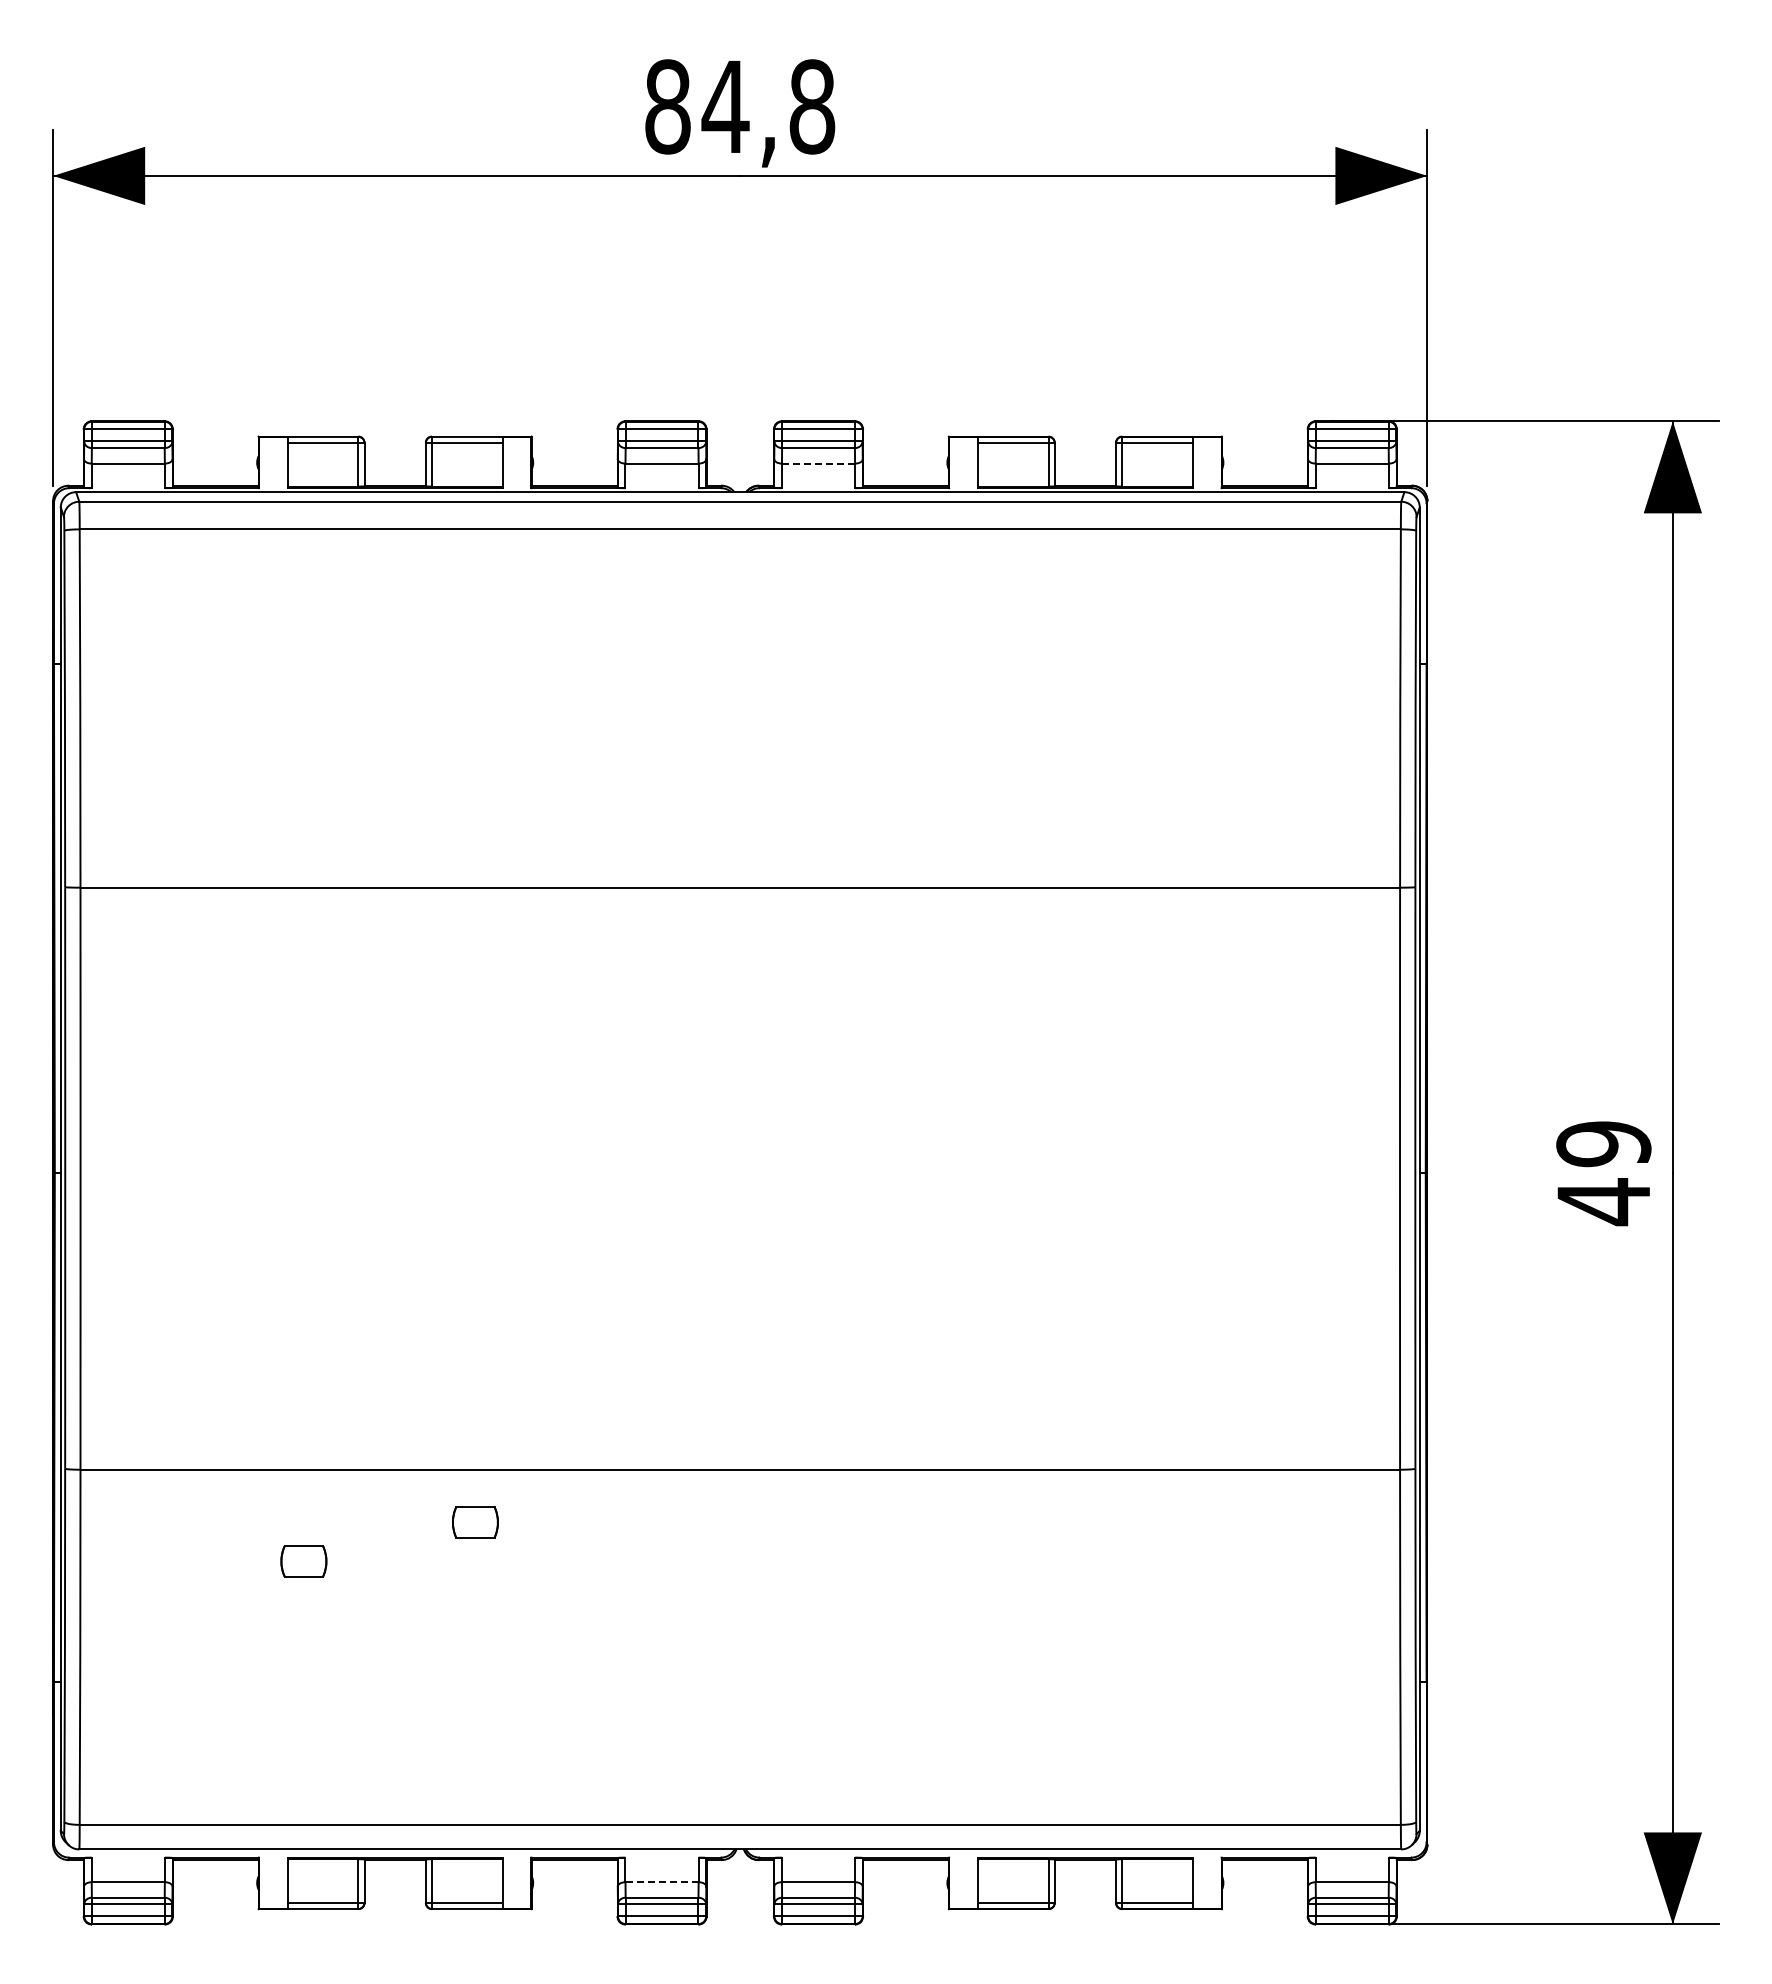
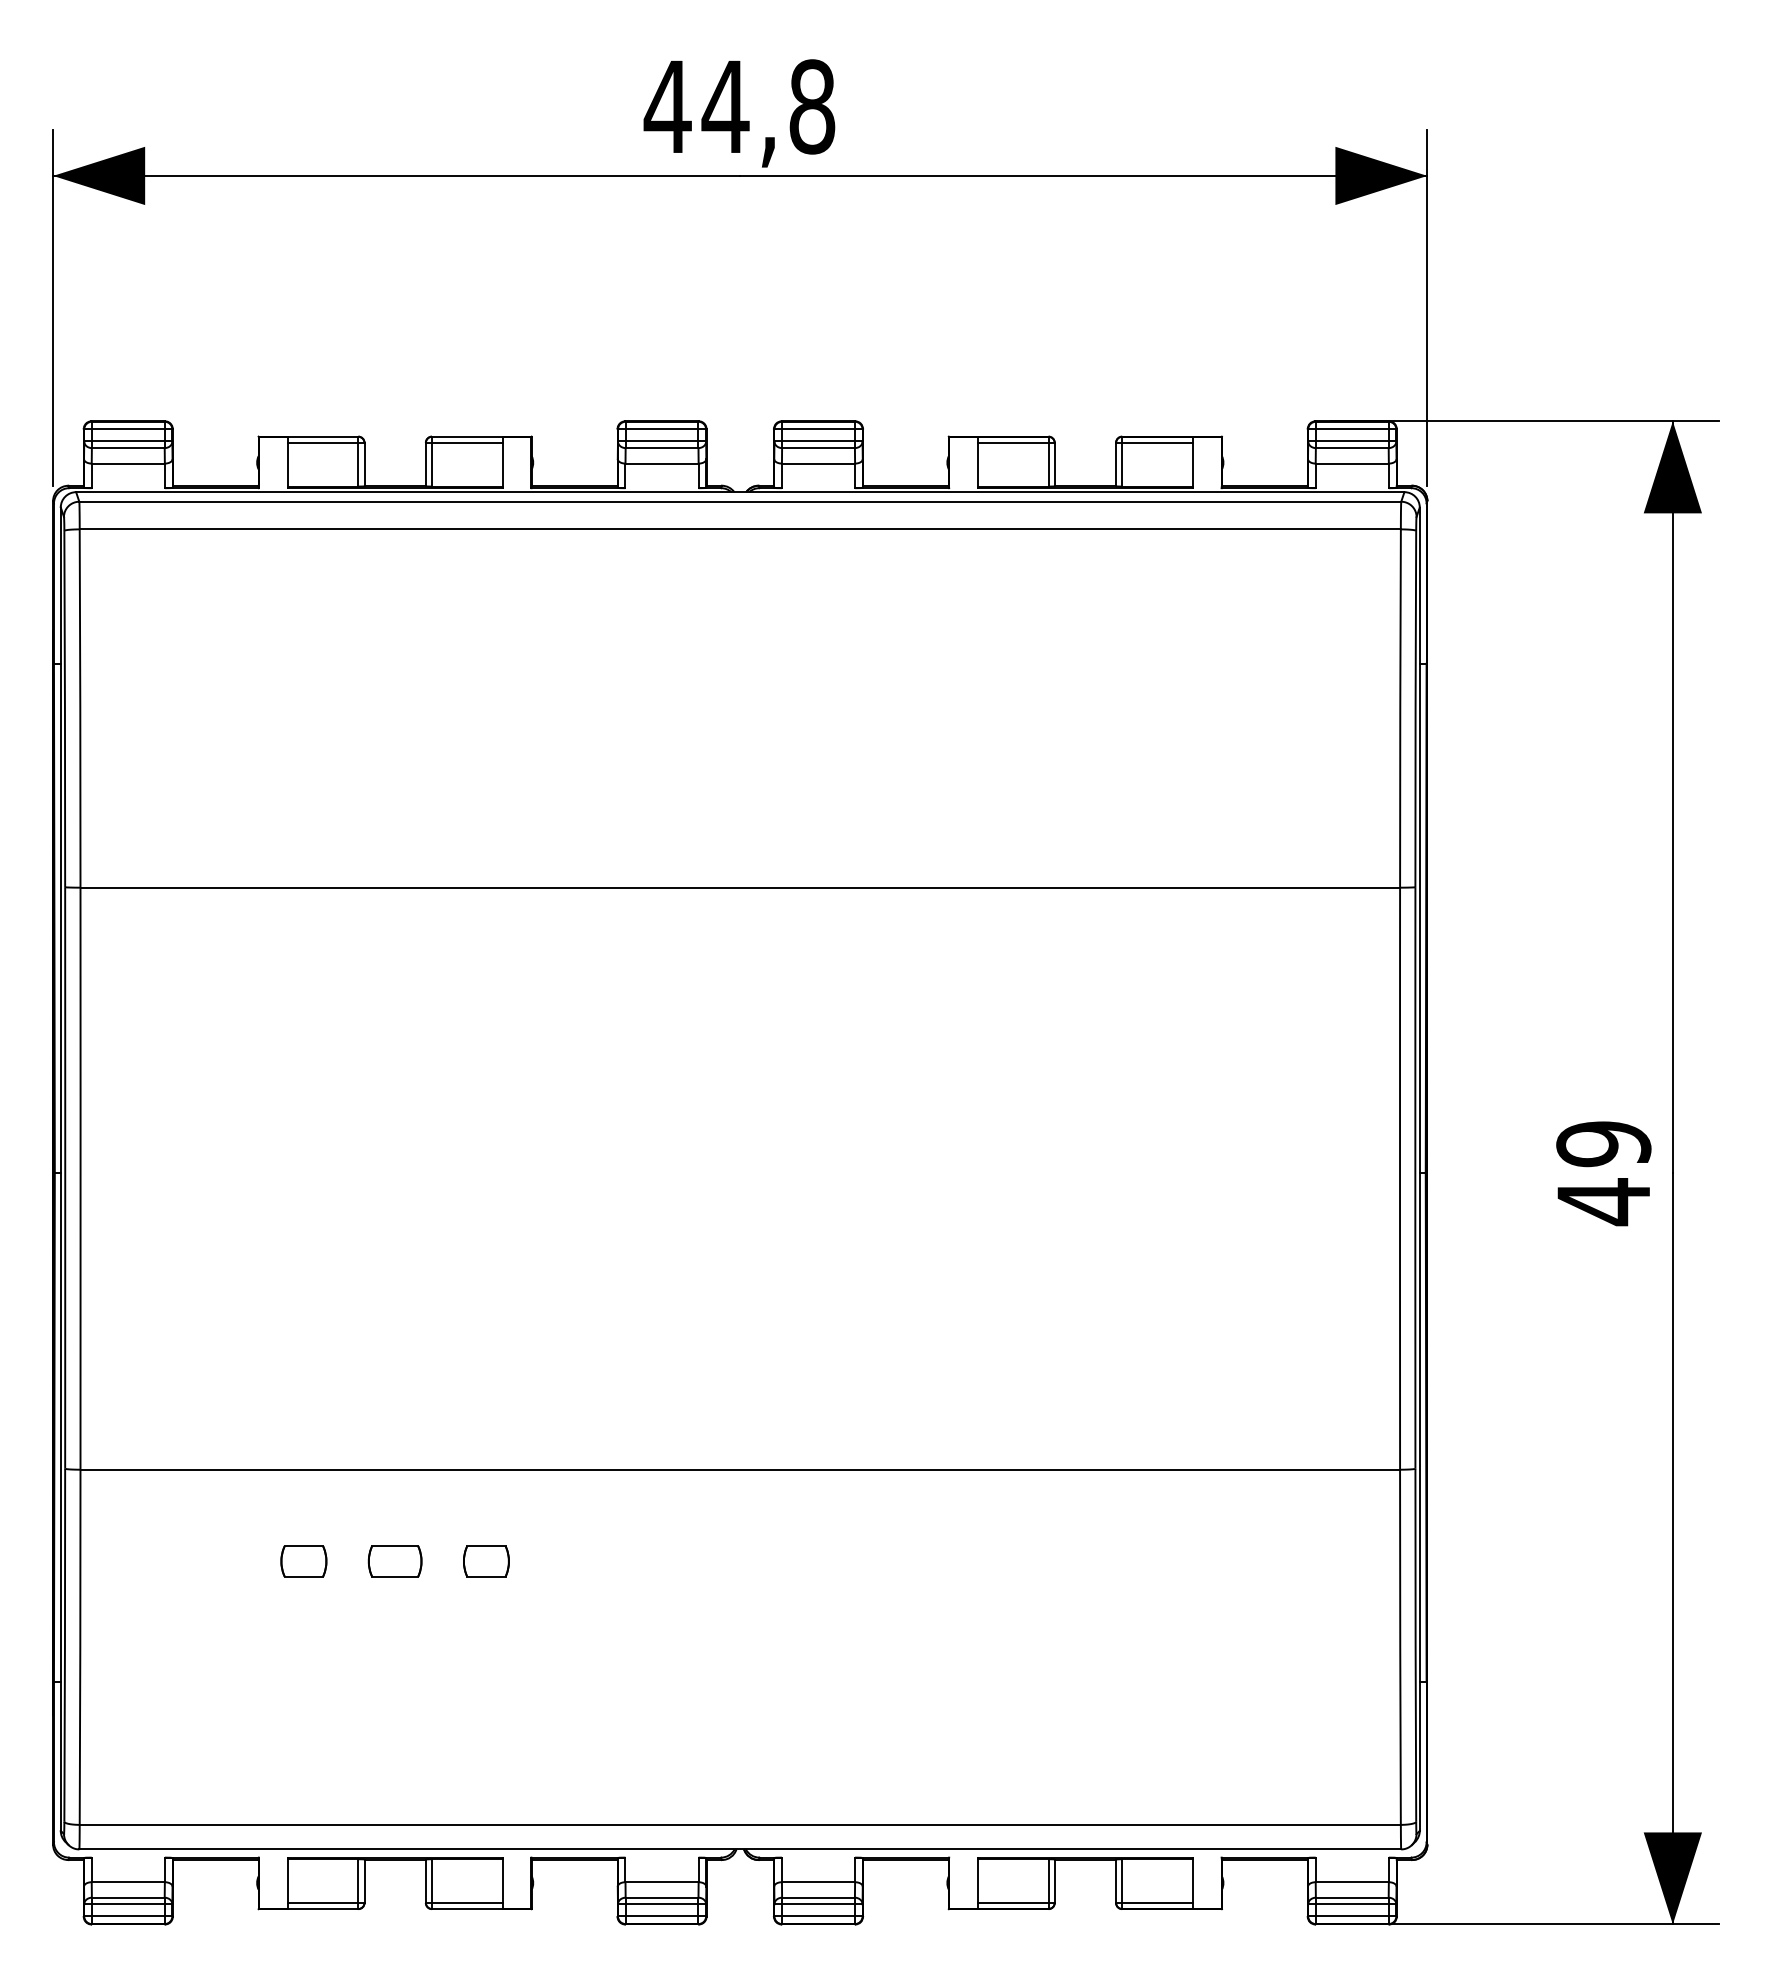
text: 84,8 -> 44,8 (667, 106)
line: dashed -> solid (818, 463)
part position: (475, 1522) -> (486, 1561) (486, 1561)
part: none -> present (394, 1561)
line: dashed -> solid (662, 1882)
